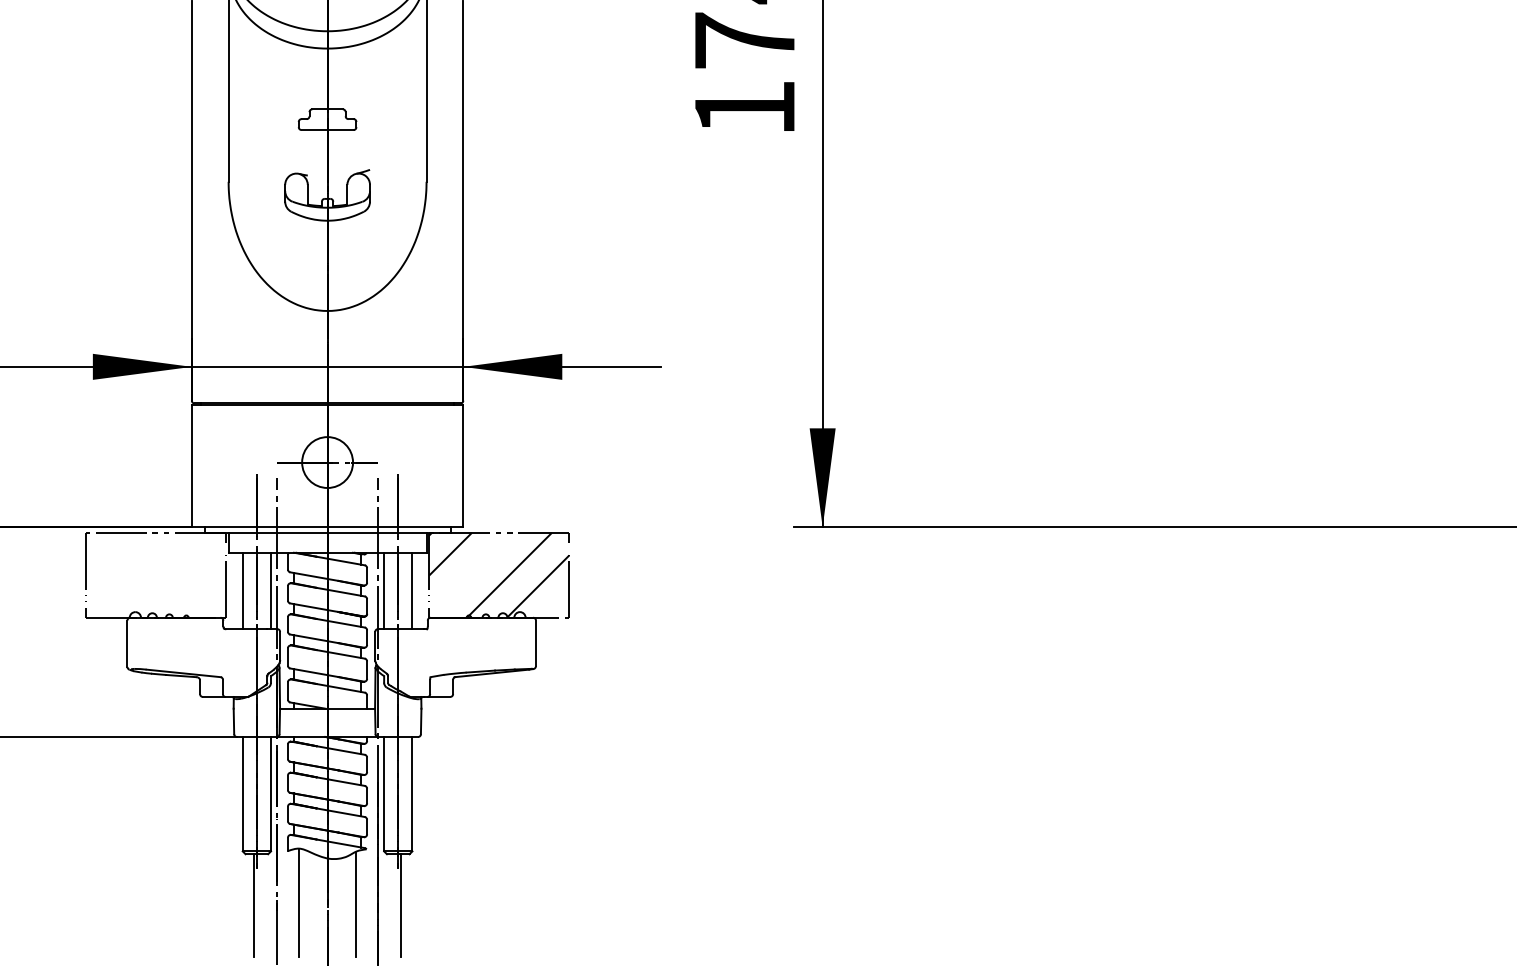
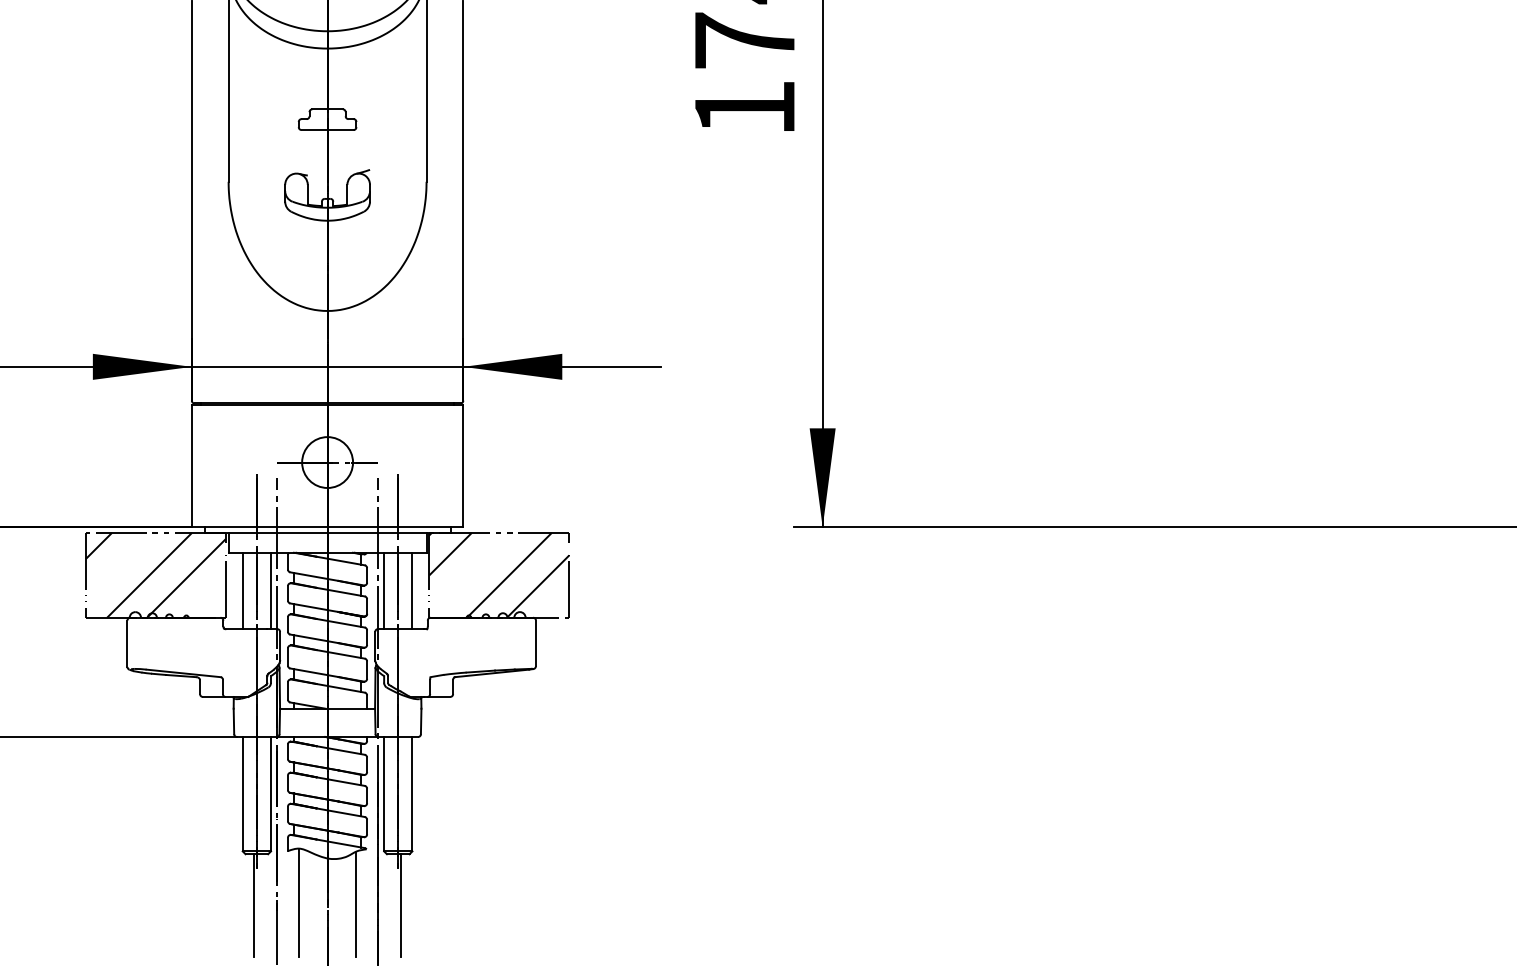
hatch: none -> present (155, 574)
